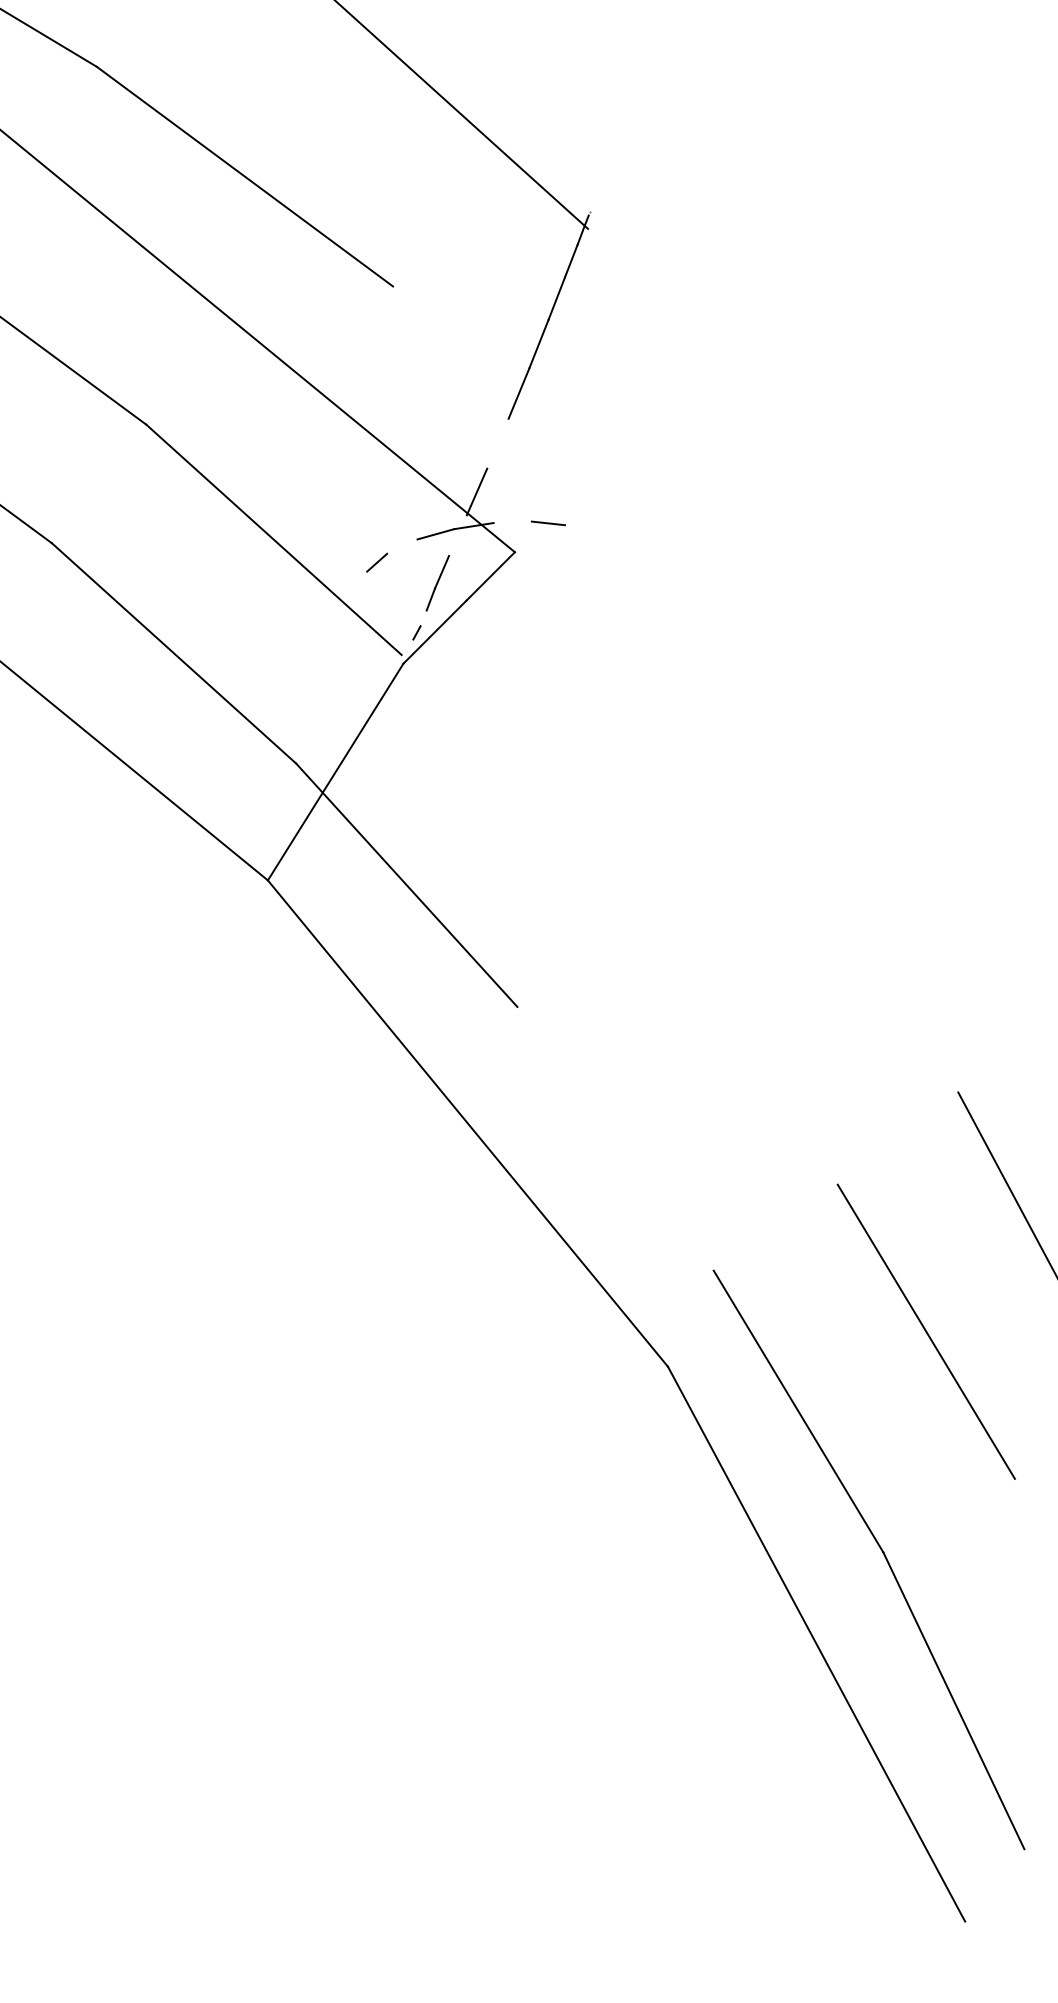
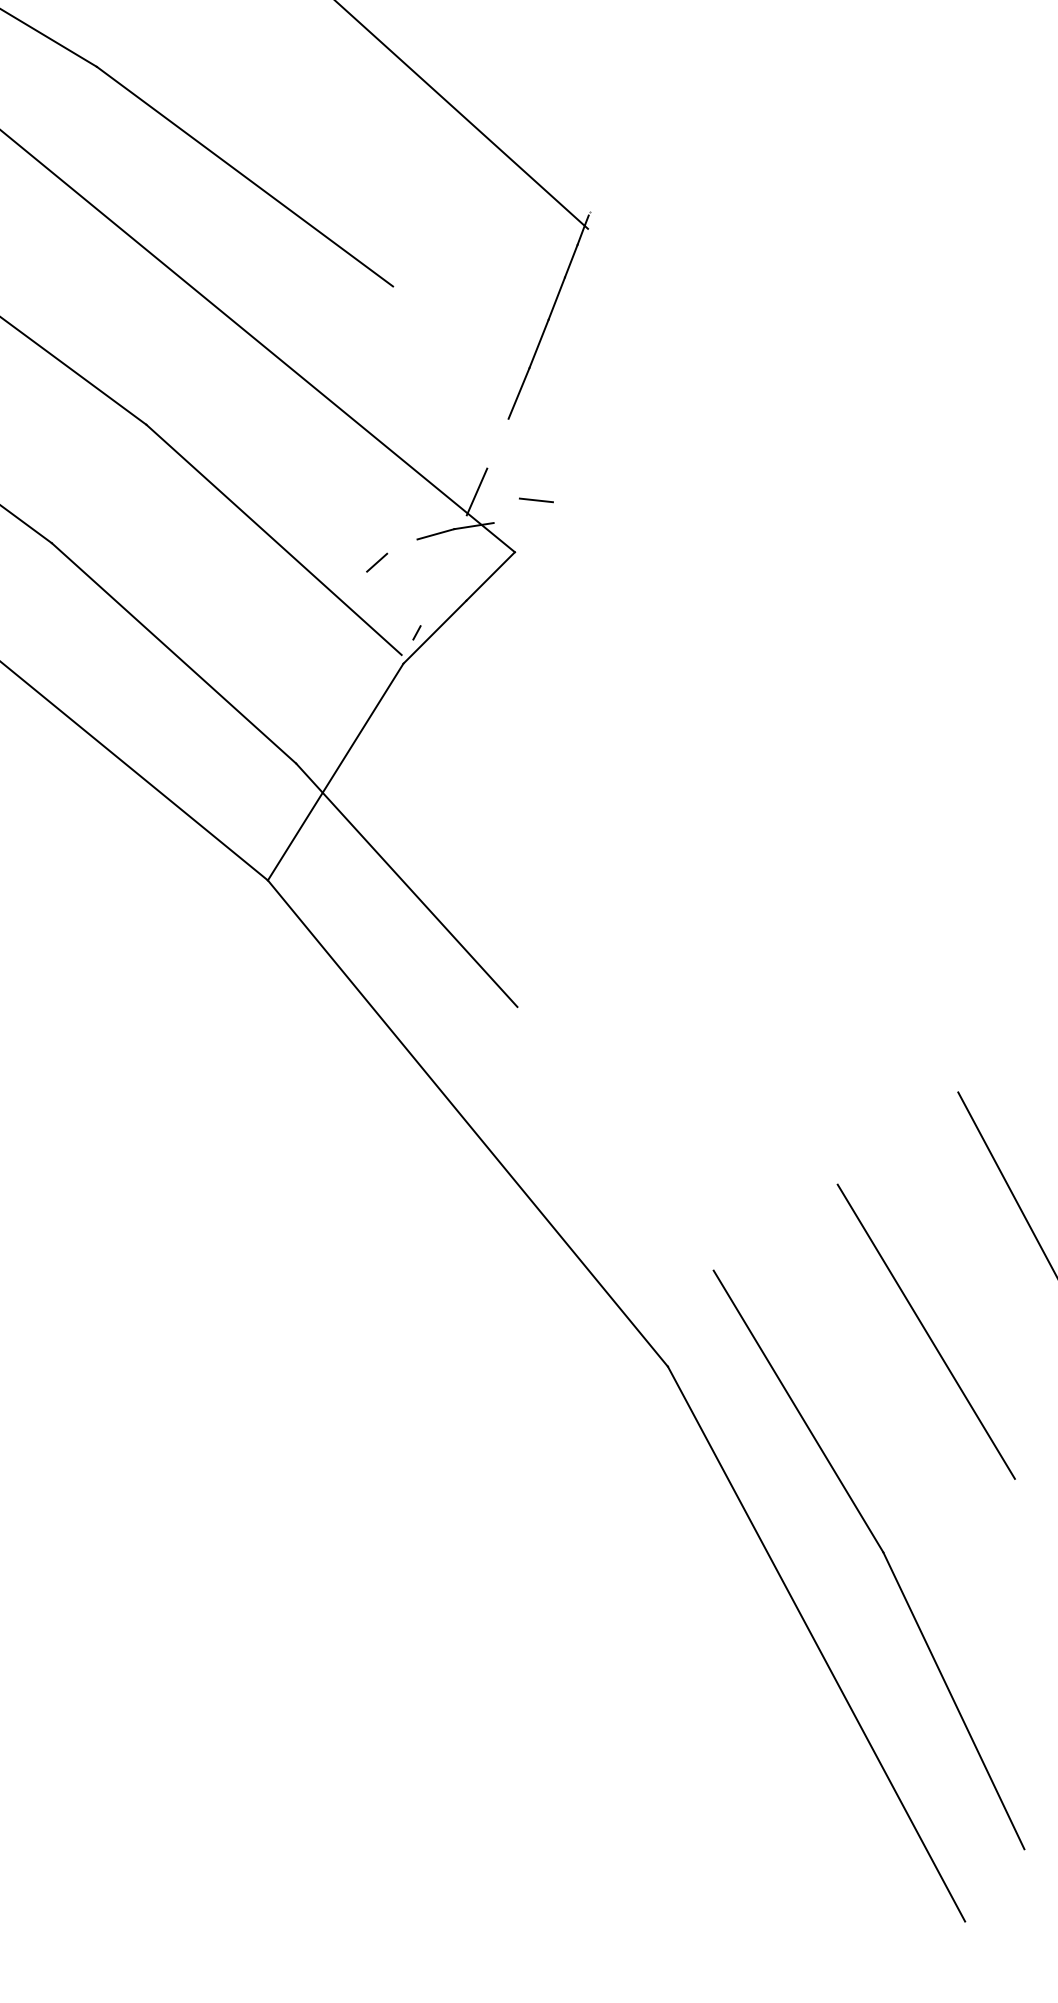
line position: (548, 523) -> (536, 500) (536, 500)
line: present -> none (437, 583)
